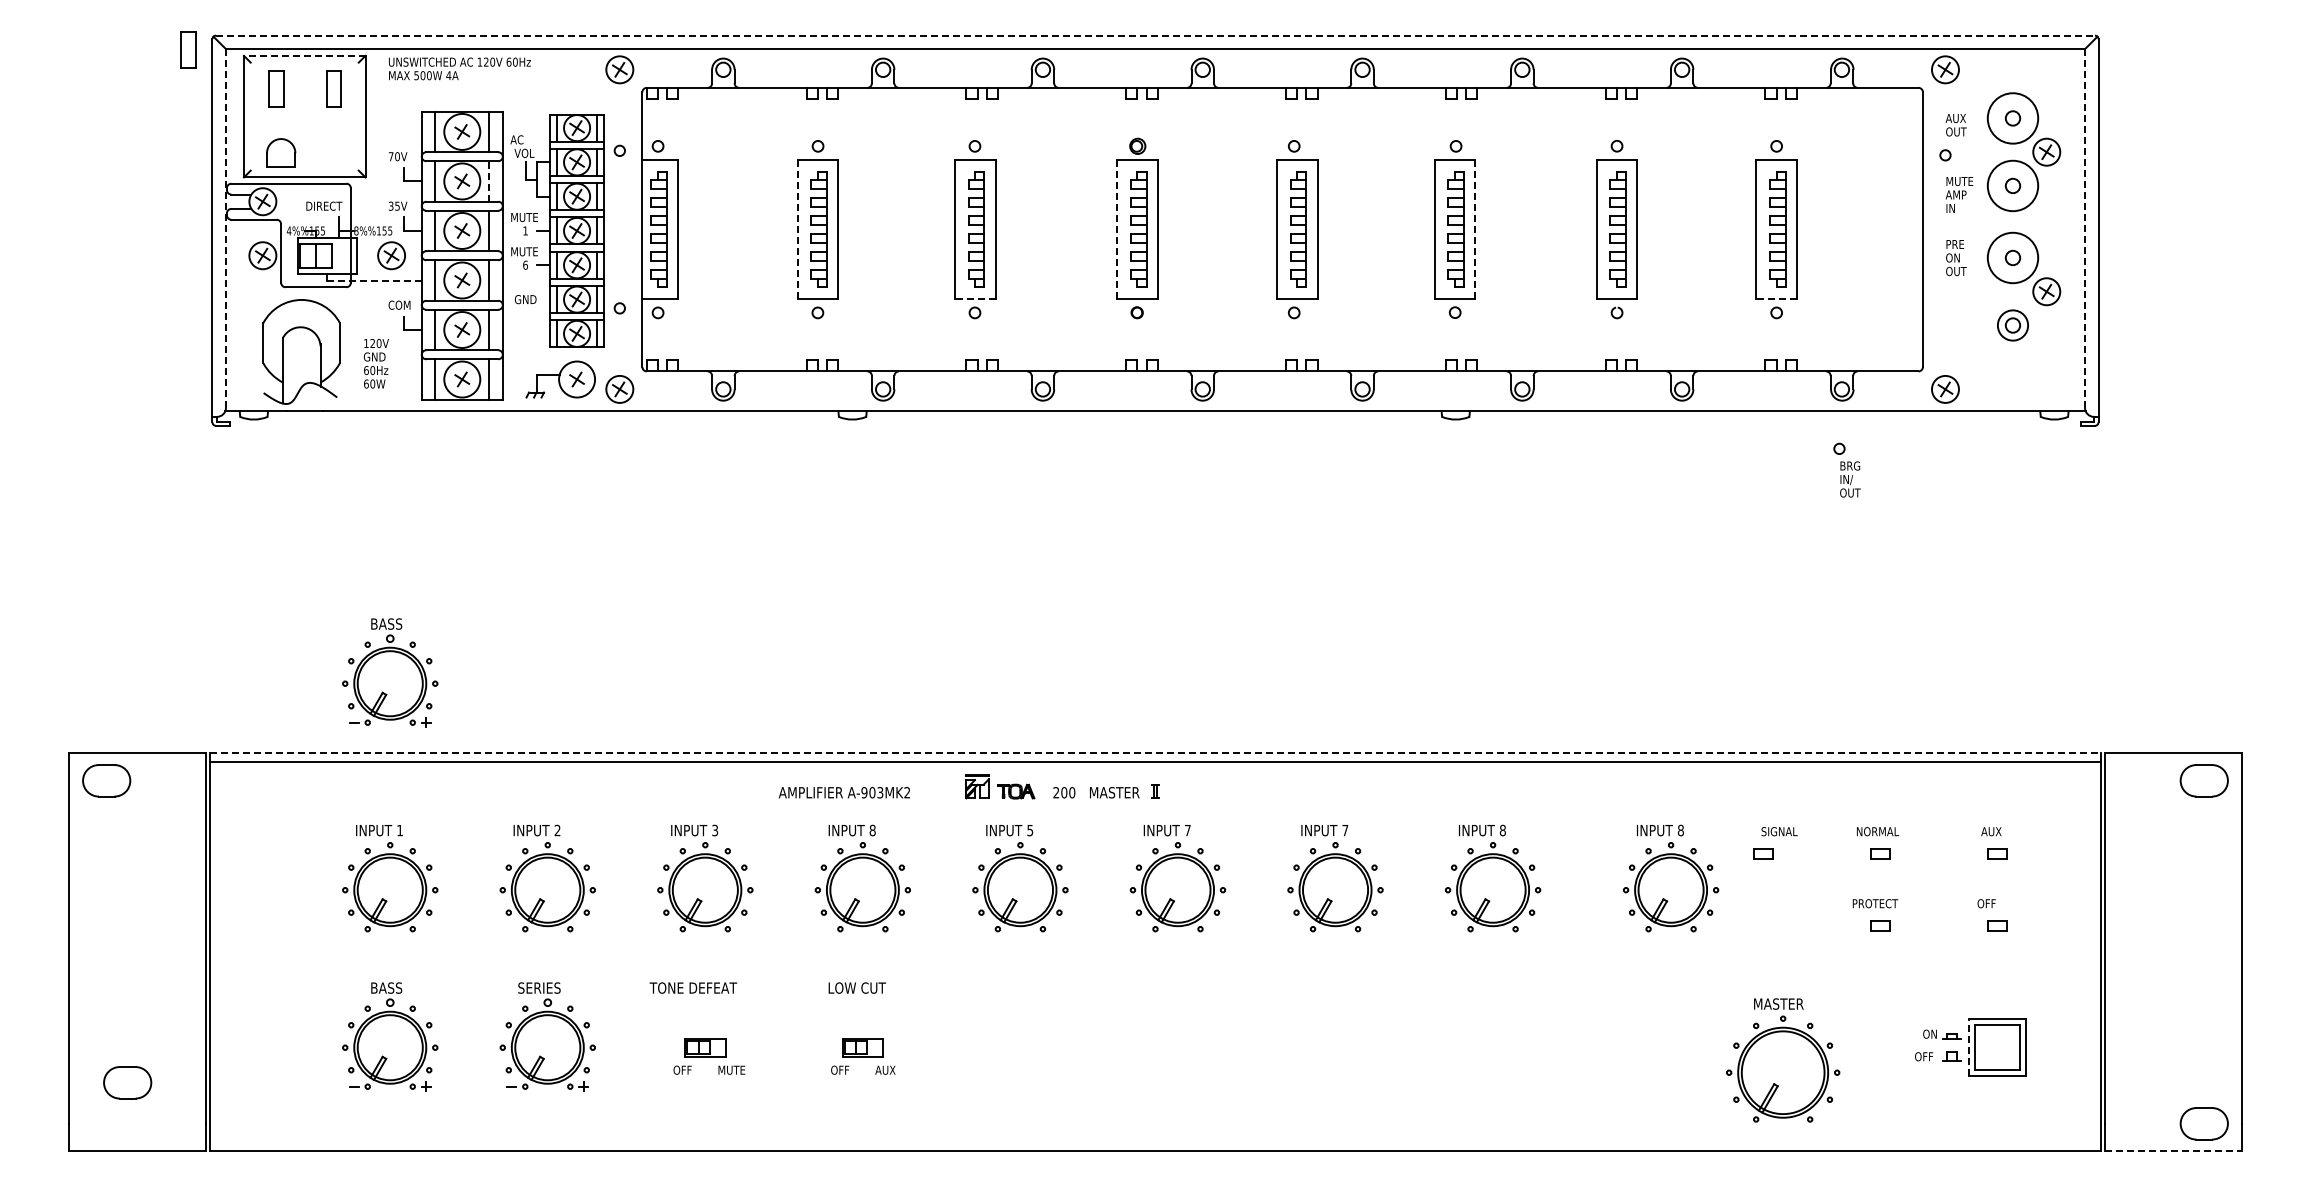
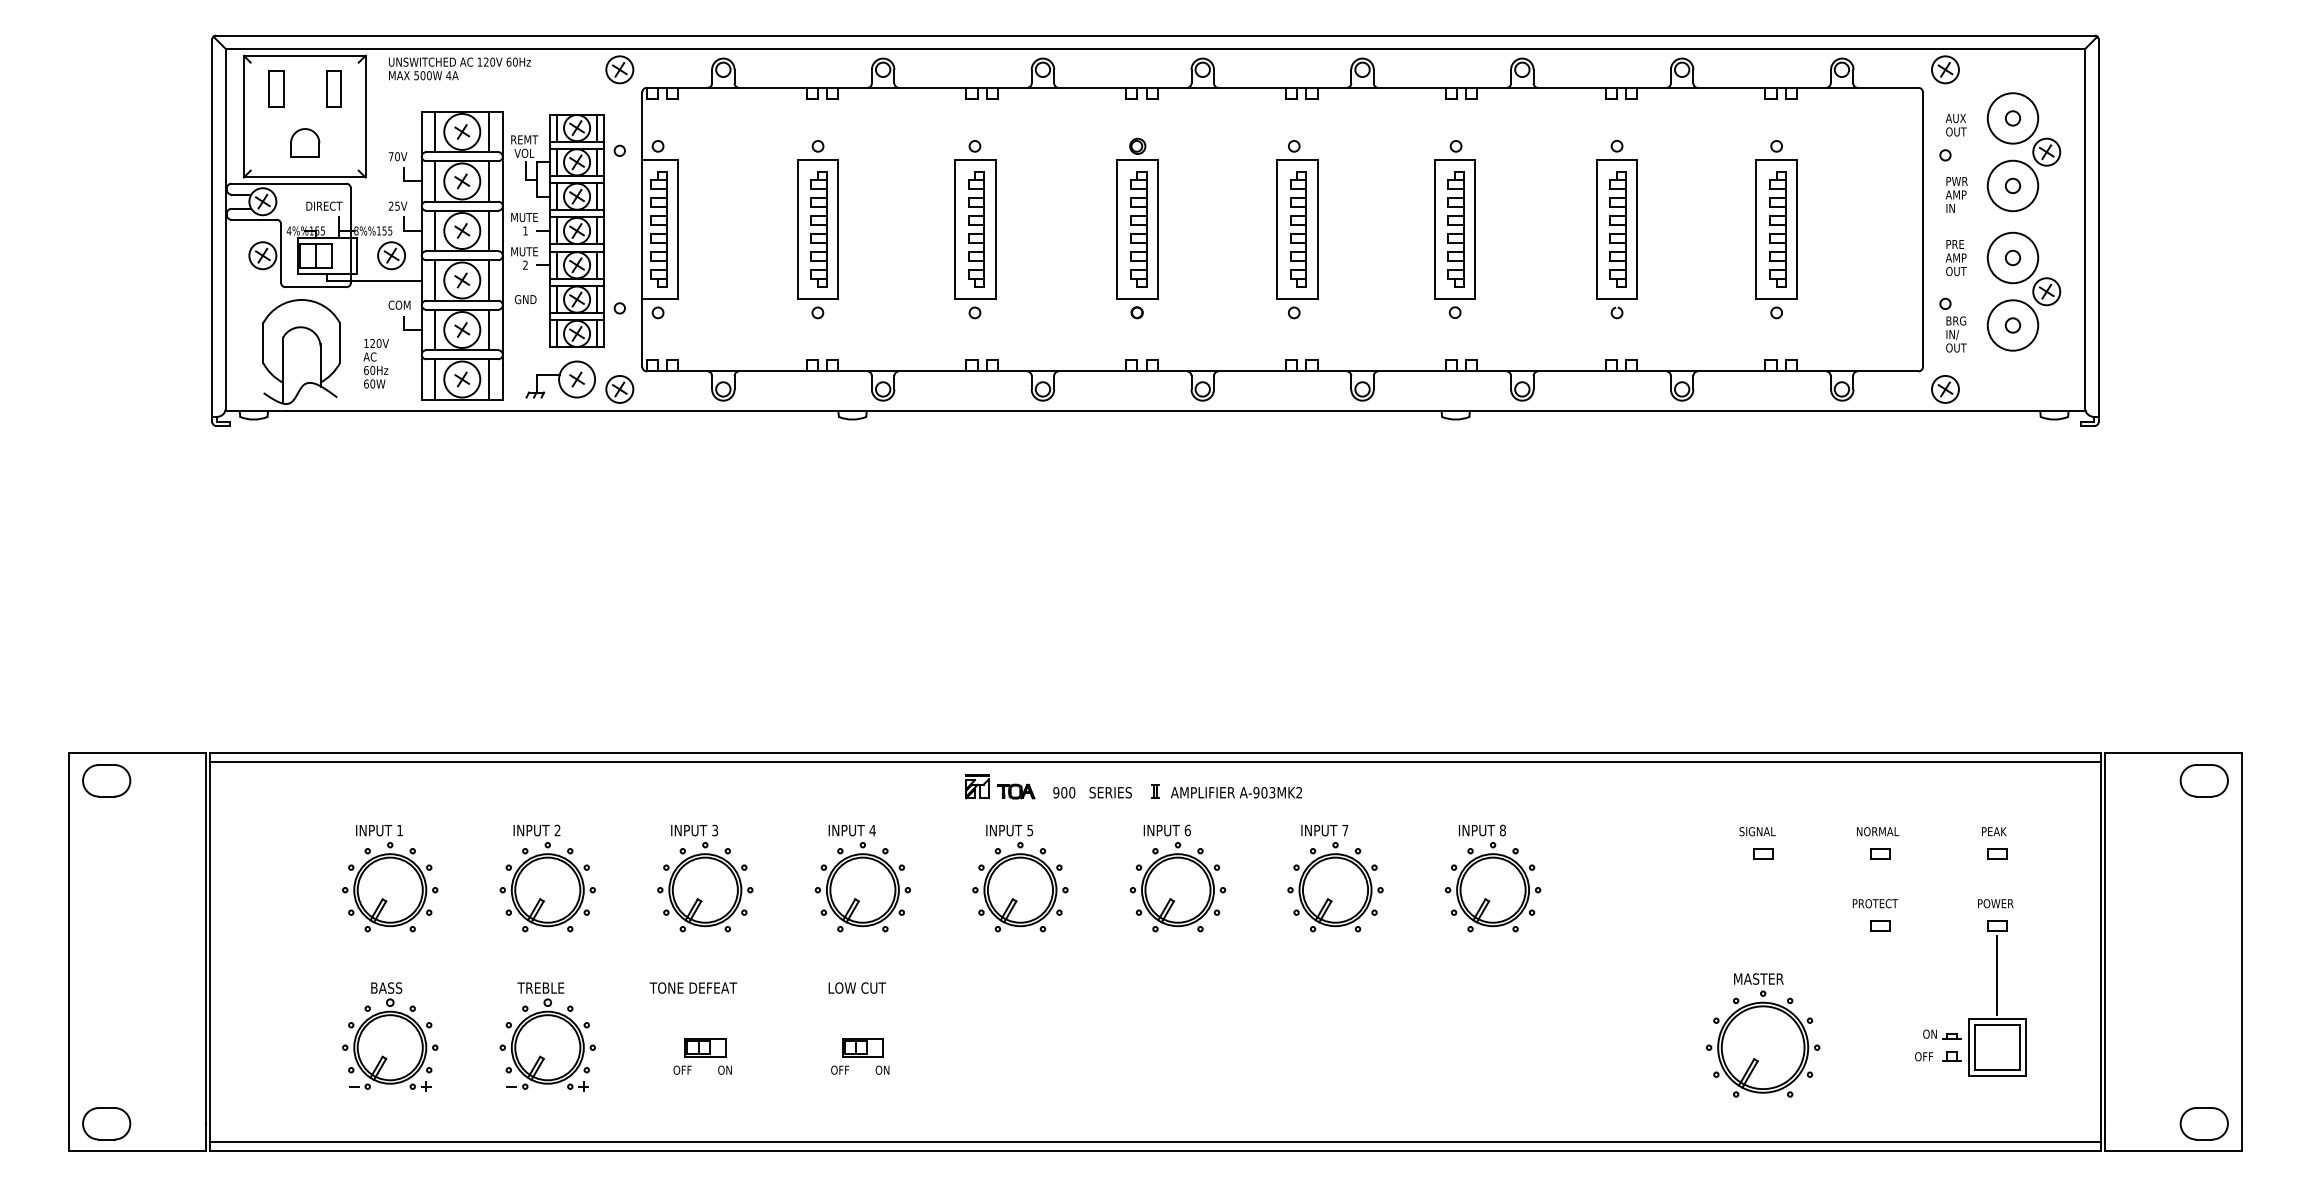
line: dashed -> solid (1155, 35)
part: present -> none (188, 49)
line: dashed -> solid (304, 55)
text: AC -> REMT (524, 139)
part position: (281, 152) -> (305, 142) (305, 142)
line: dashed -> solid (489, 180)
text: MUTE -> PWR (1960, 181)
text: 35V -> 25V (390, 206)
line: dashed -> solid (2085, 228)
line: dashed -> solid (225, 229)
line: dashed -> solid (797, 229)
line: dashed -> solid (1117, 229)
line: dashed -> solid (1475, 229)
text: ON -> AMP (1955, 257)
text: 6 -> 2 (525, 264)
line: dashed -> solid (375, 280)
line: dashed -> solid (974, 299)
line: dashed -> solid (1776, 299)
circle diameter: 30 px -> 50 px (2012, 325)
text: GND -> AC (374, 356)
part position: (1846, 469) -> (1952, 324) (1952, 324)
part: present -> none (390, 672)
line: dashed -> solid (1155, 753)
text position: (844, 792) -> (1236, 792) (1236, 792)
text: 200 -> 900 (1056, 792)
text: MASTER -> SERIES (1114, 792)
text: 8 -> 4 (872, 830)
text: 7 -> 6 (1187, 830)
text position: (1779, 831) -> (1757, 831) (1757, 831)
text: AUX -> PEAK (1993, 831)
part: present -> none (1671, 878)
text: OFF -> POWER (1995, 903)
line: none -> present (1997, 975)
text: SERIES -> TREBLE (540, 987)
line: dashed -> solid (1968, 1047)
part position: (1783, 1060) -> (1763, 1035) (1763, 1035)
text: MUTE -> ON (731, 1069)
text: AUX -> ON (885, 1069)
part position: (127, 1082) -> (106, 1123) (106, 1123)
line: none -> present (1155, 1142)
line: dashed -> solid (2173, 1151)
